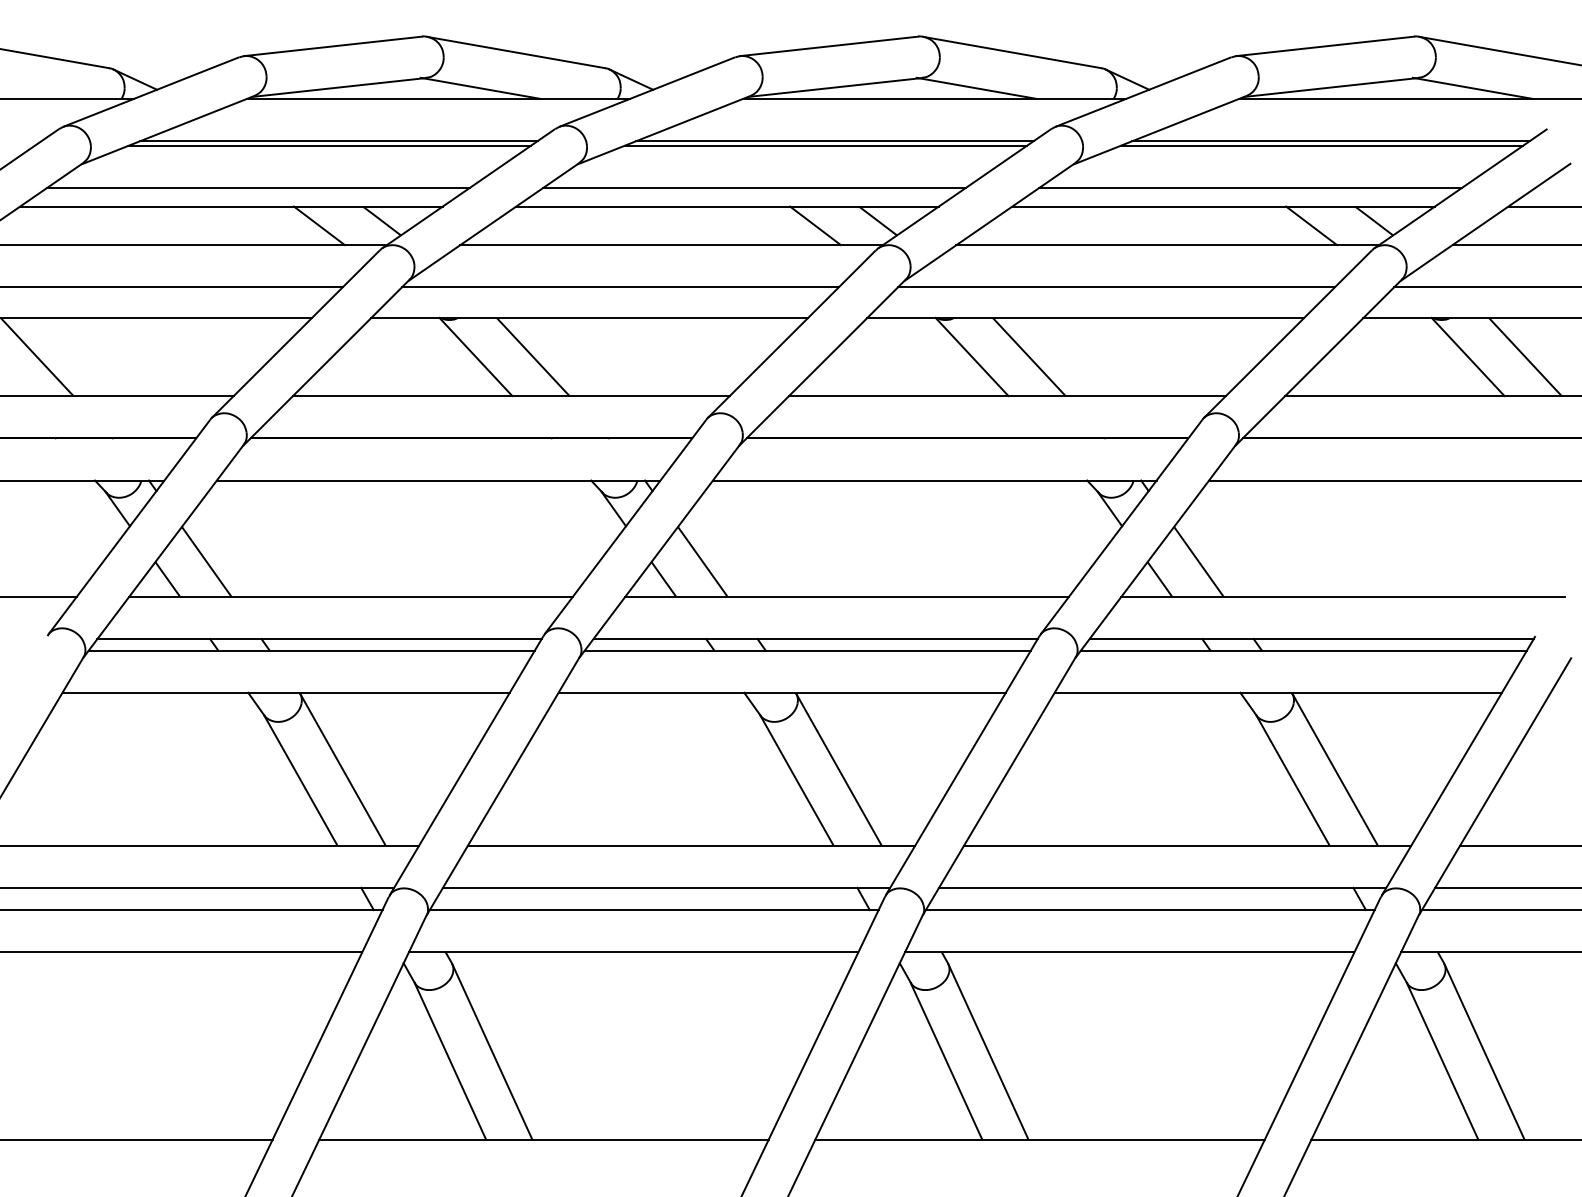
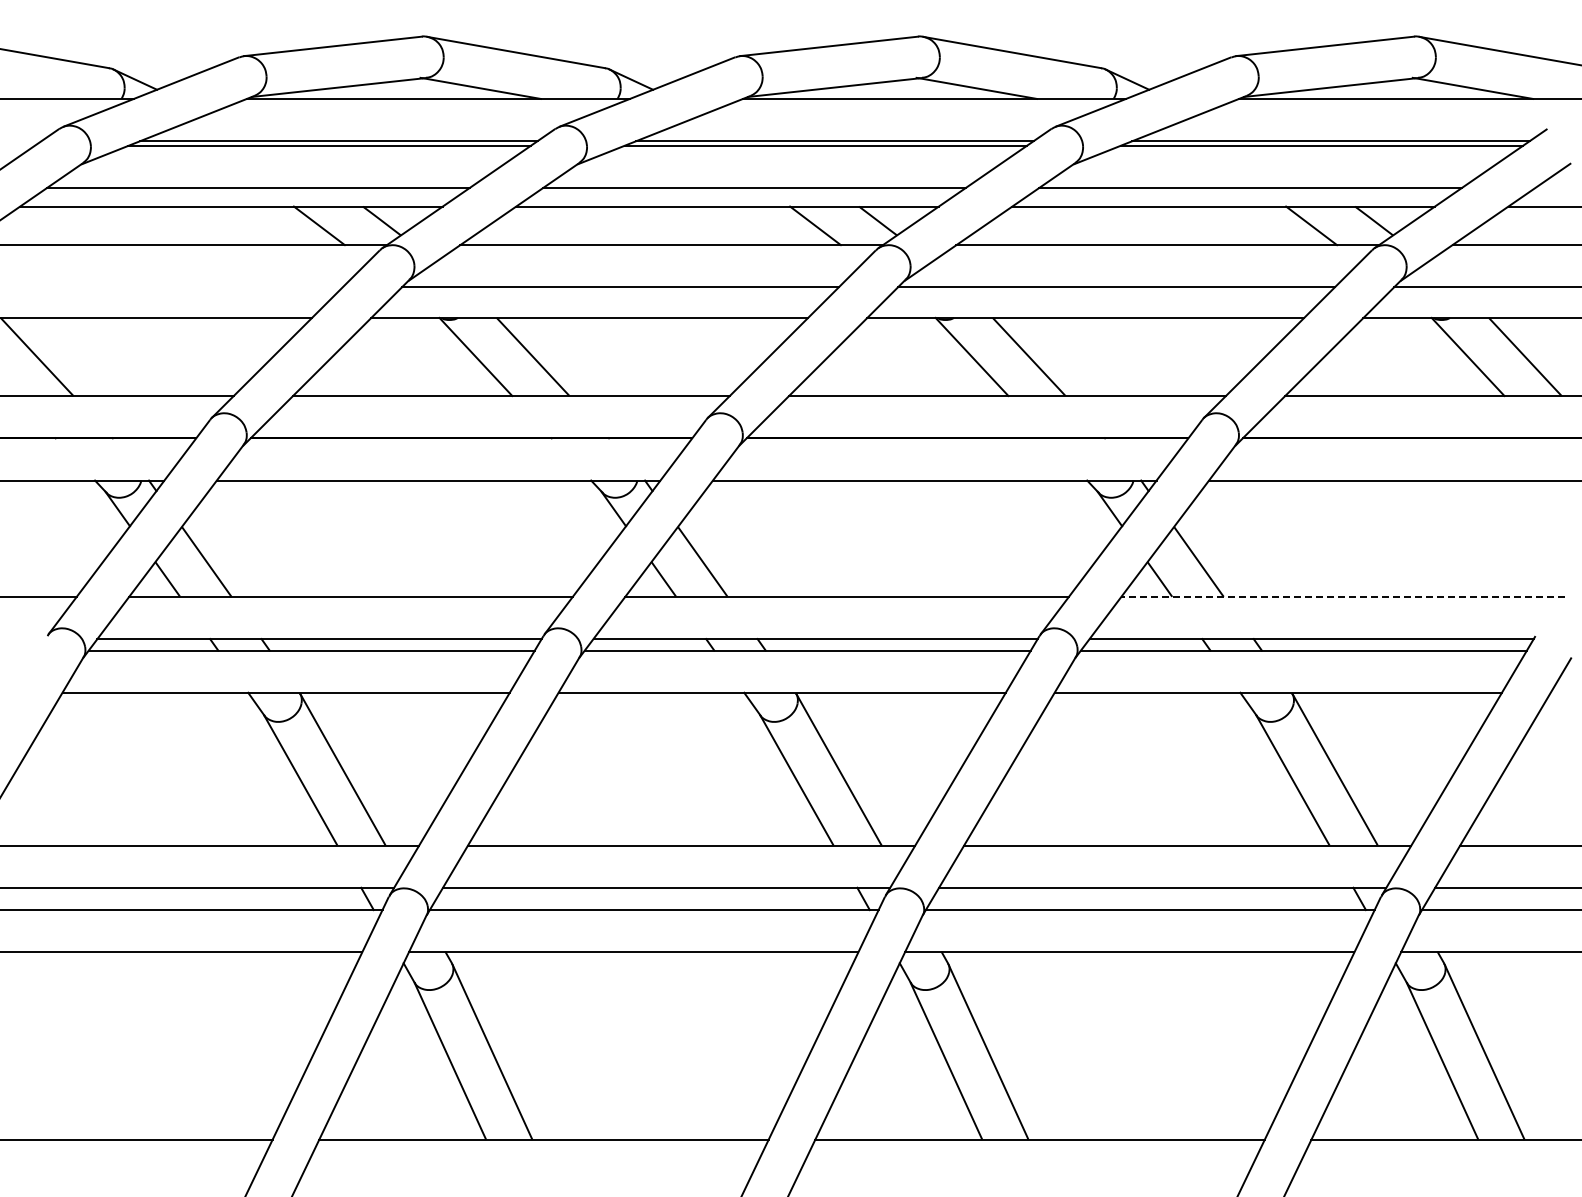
line: present -> none (172, 287)
line: solid -> dashed (1343, 596)
